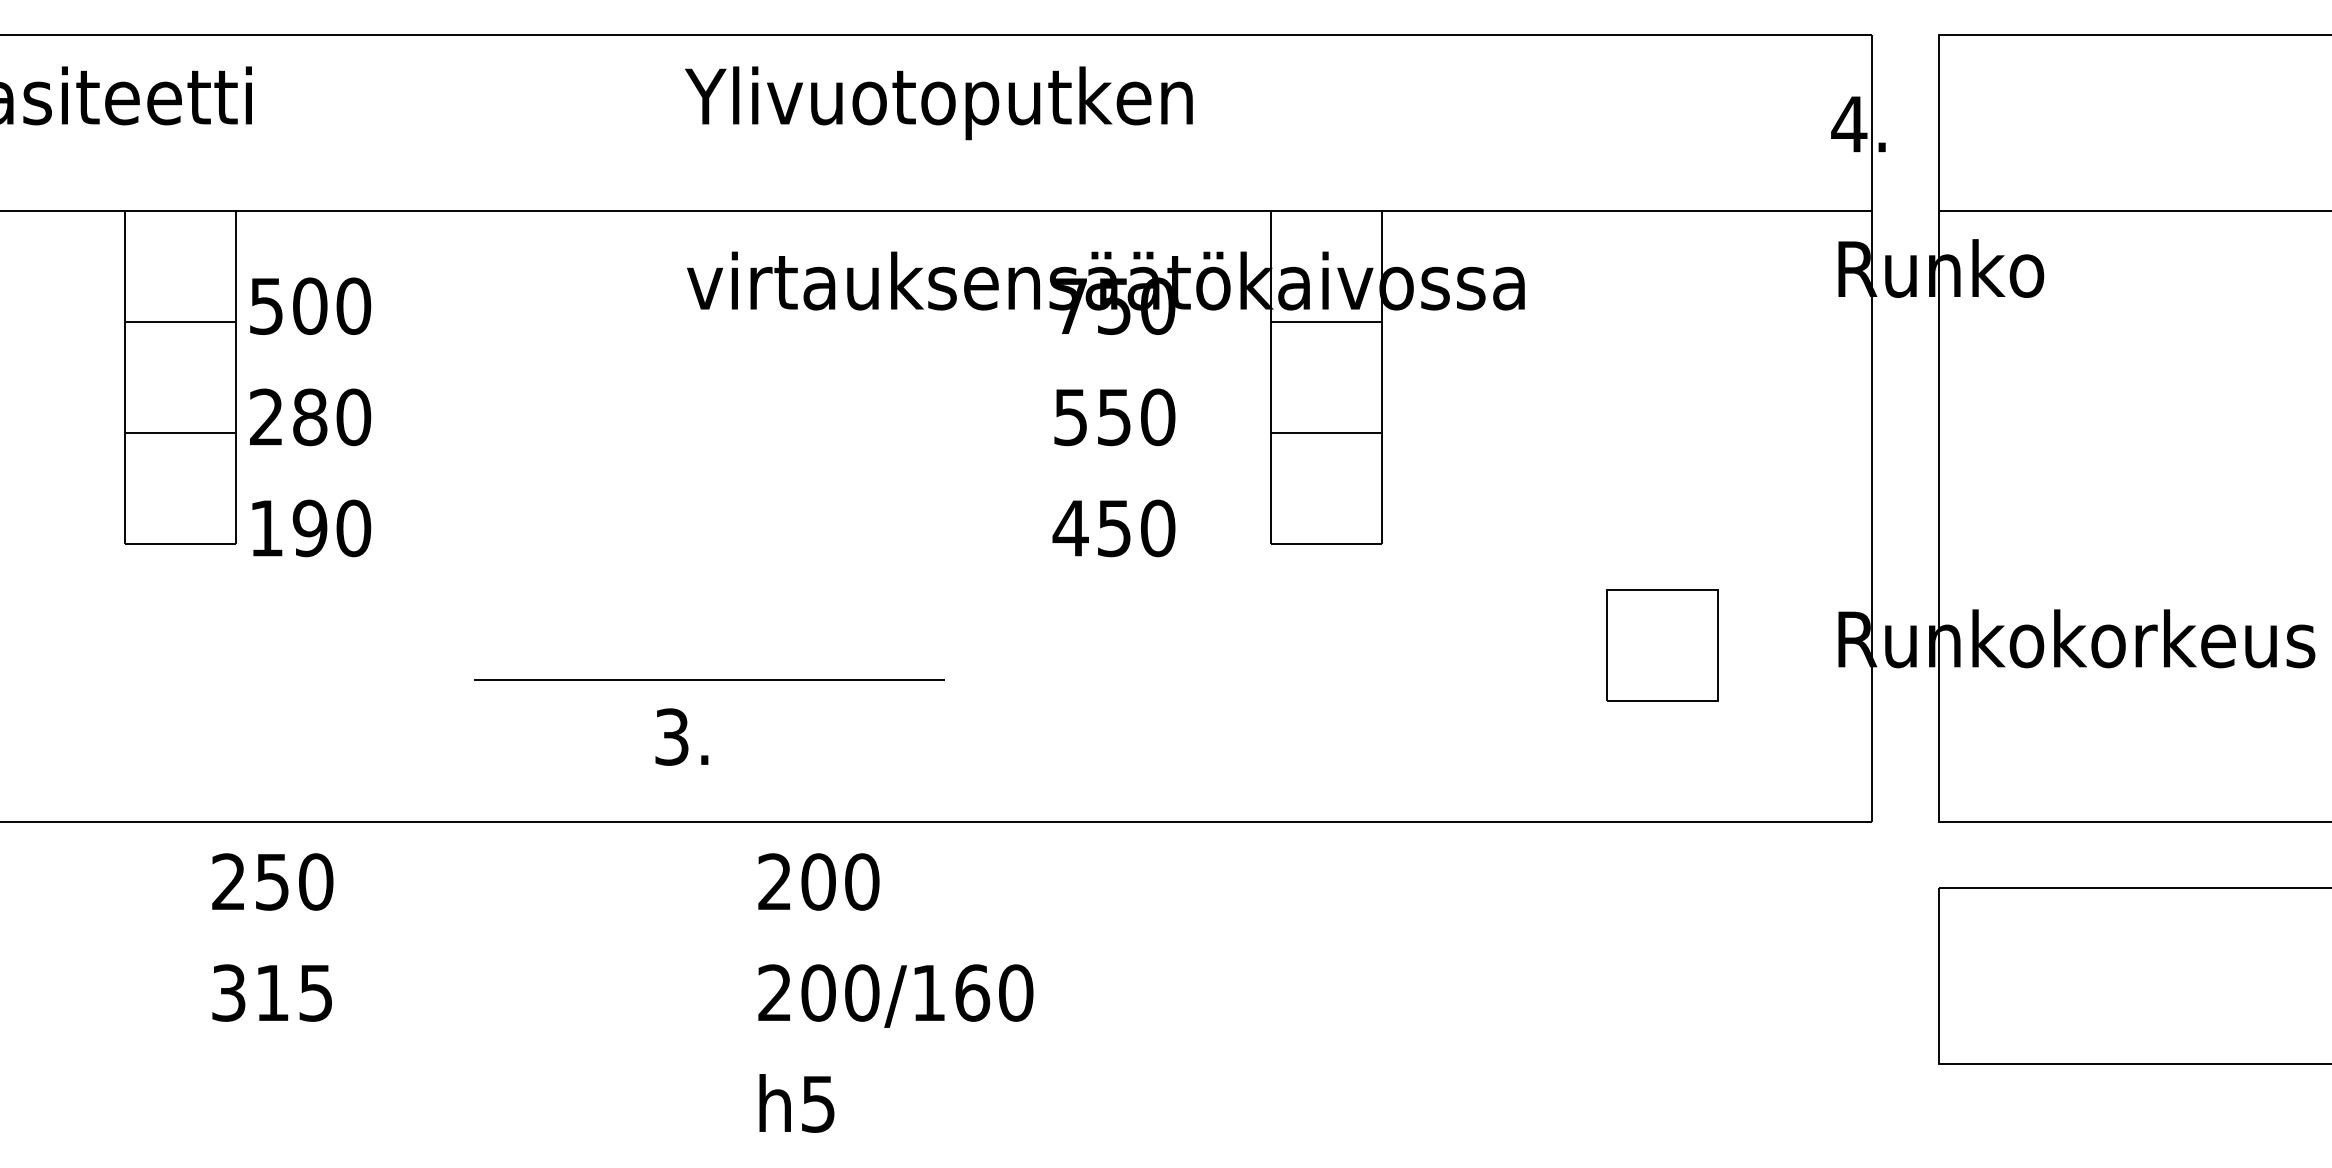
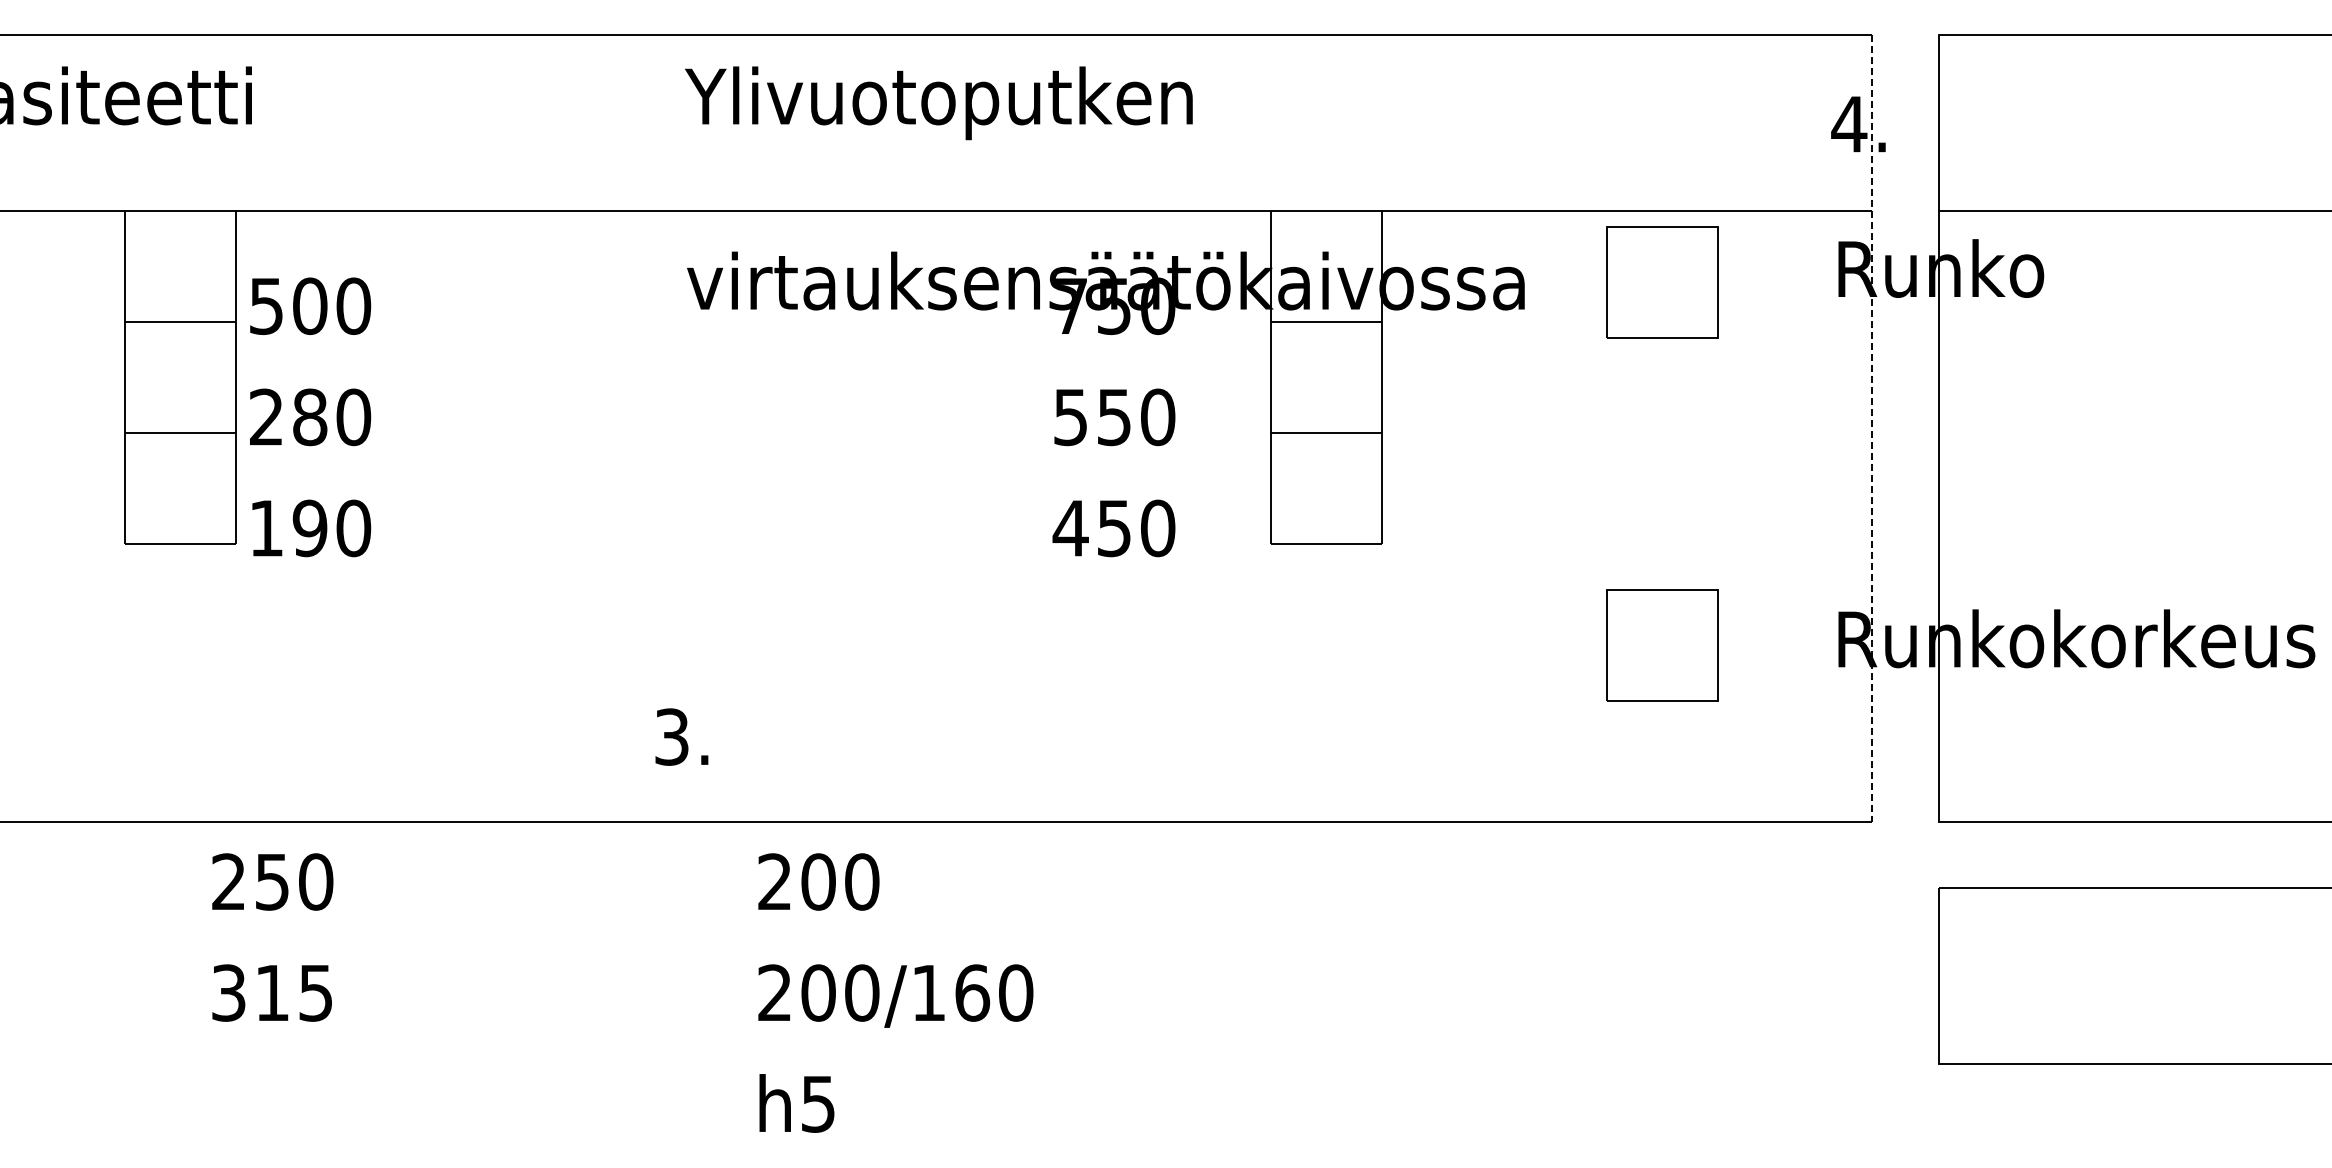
part: none -> present (1662, 282)
line: solid -> dashed (1872, 428)
line: present -> none (709, 679)
